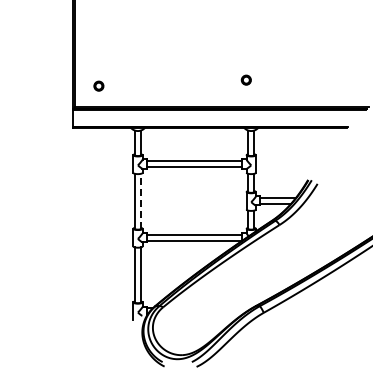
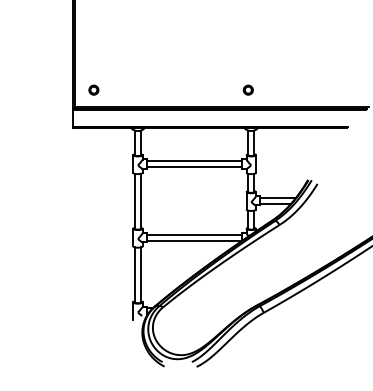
part position: (245, 79) -> (247, 89) (247, 89)
part position: (98, 85) -> (93, 89) (93, 89)
line: dashed -> solid (141, 200)
